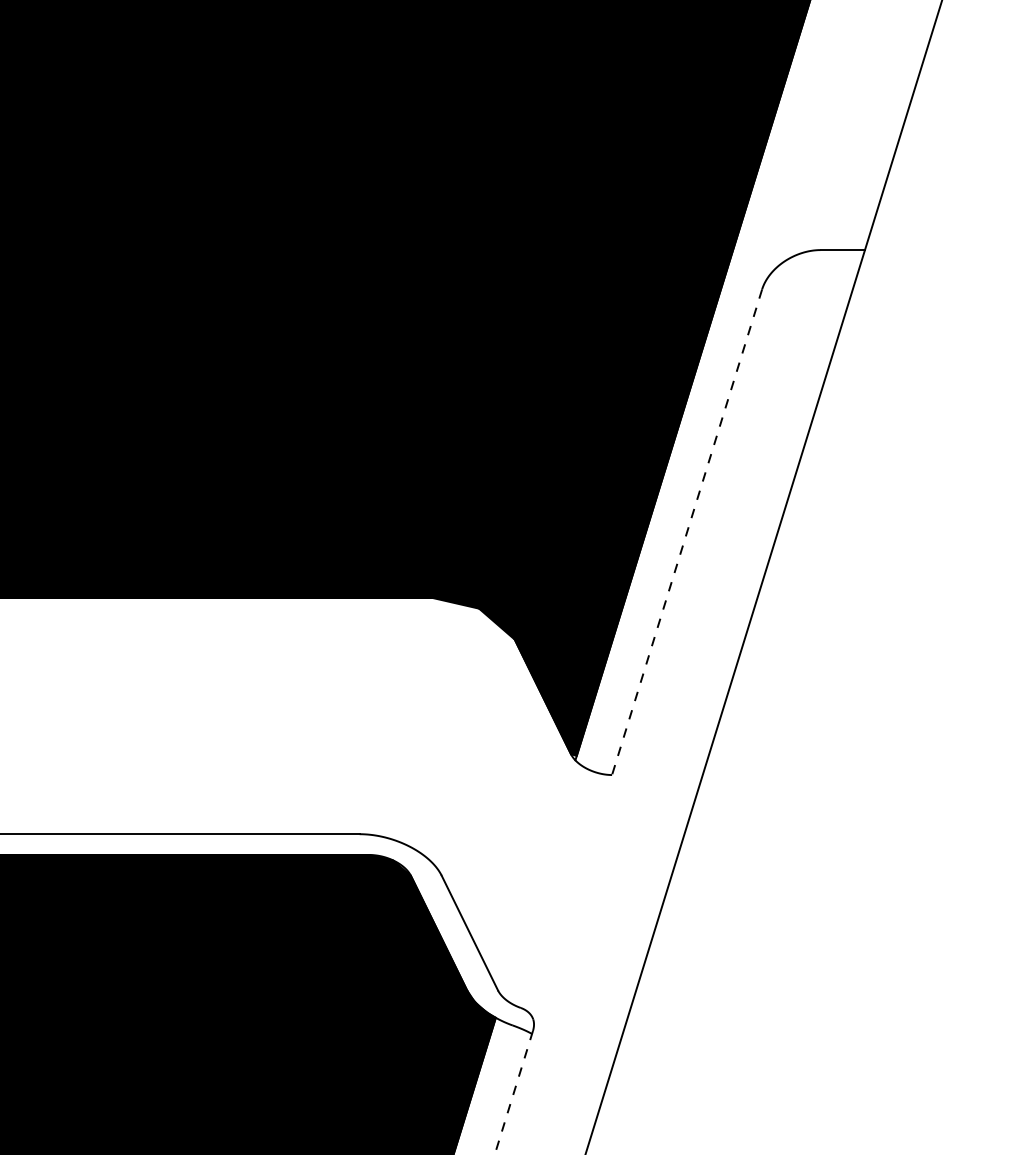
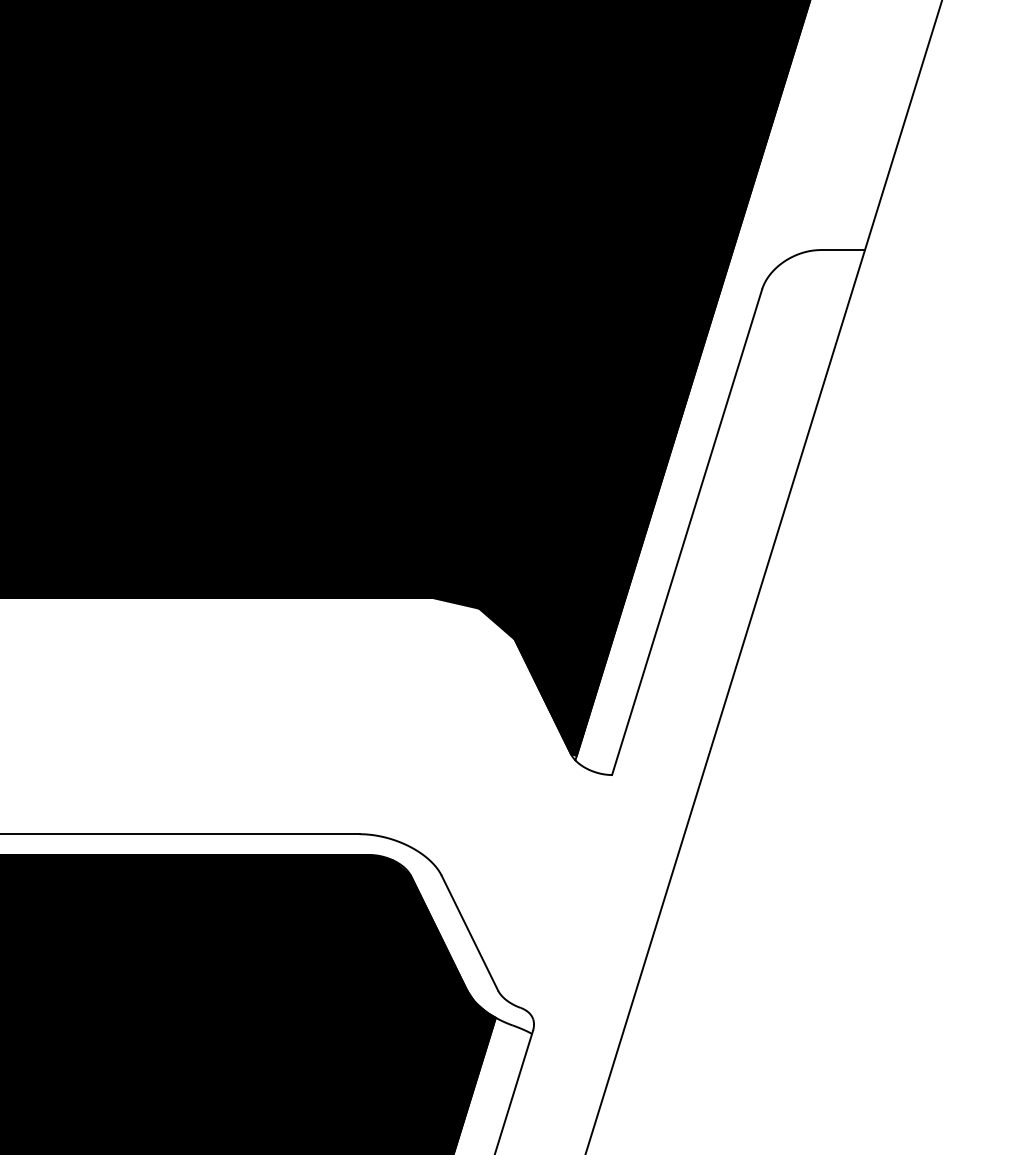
line: dashed -> solid (686, 532)
line: dashed -> solid (513, 1093)
